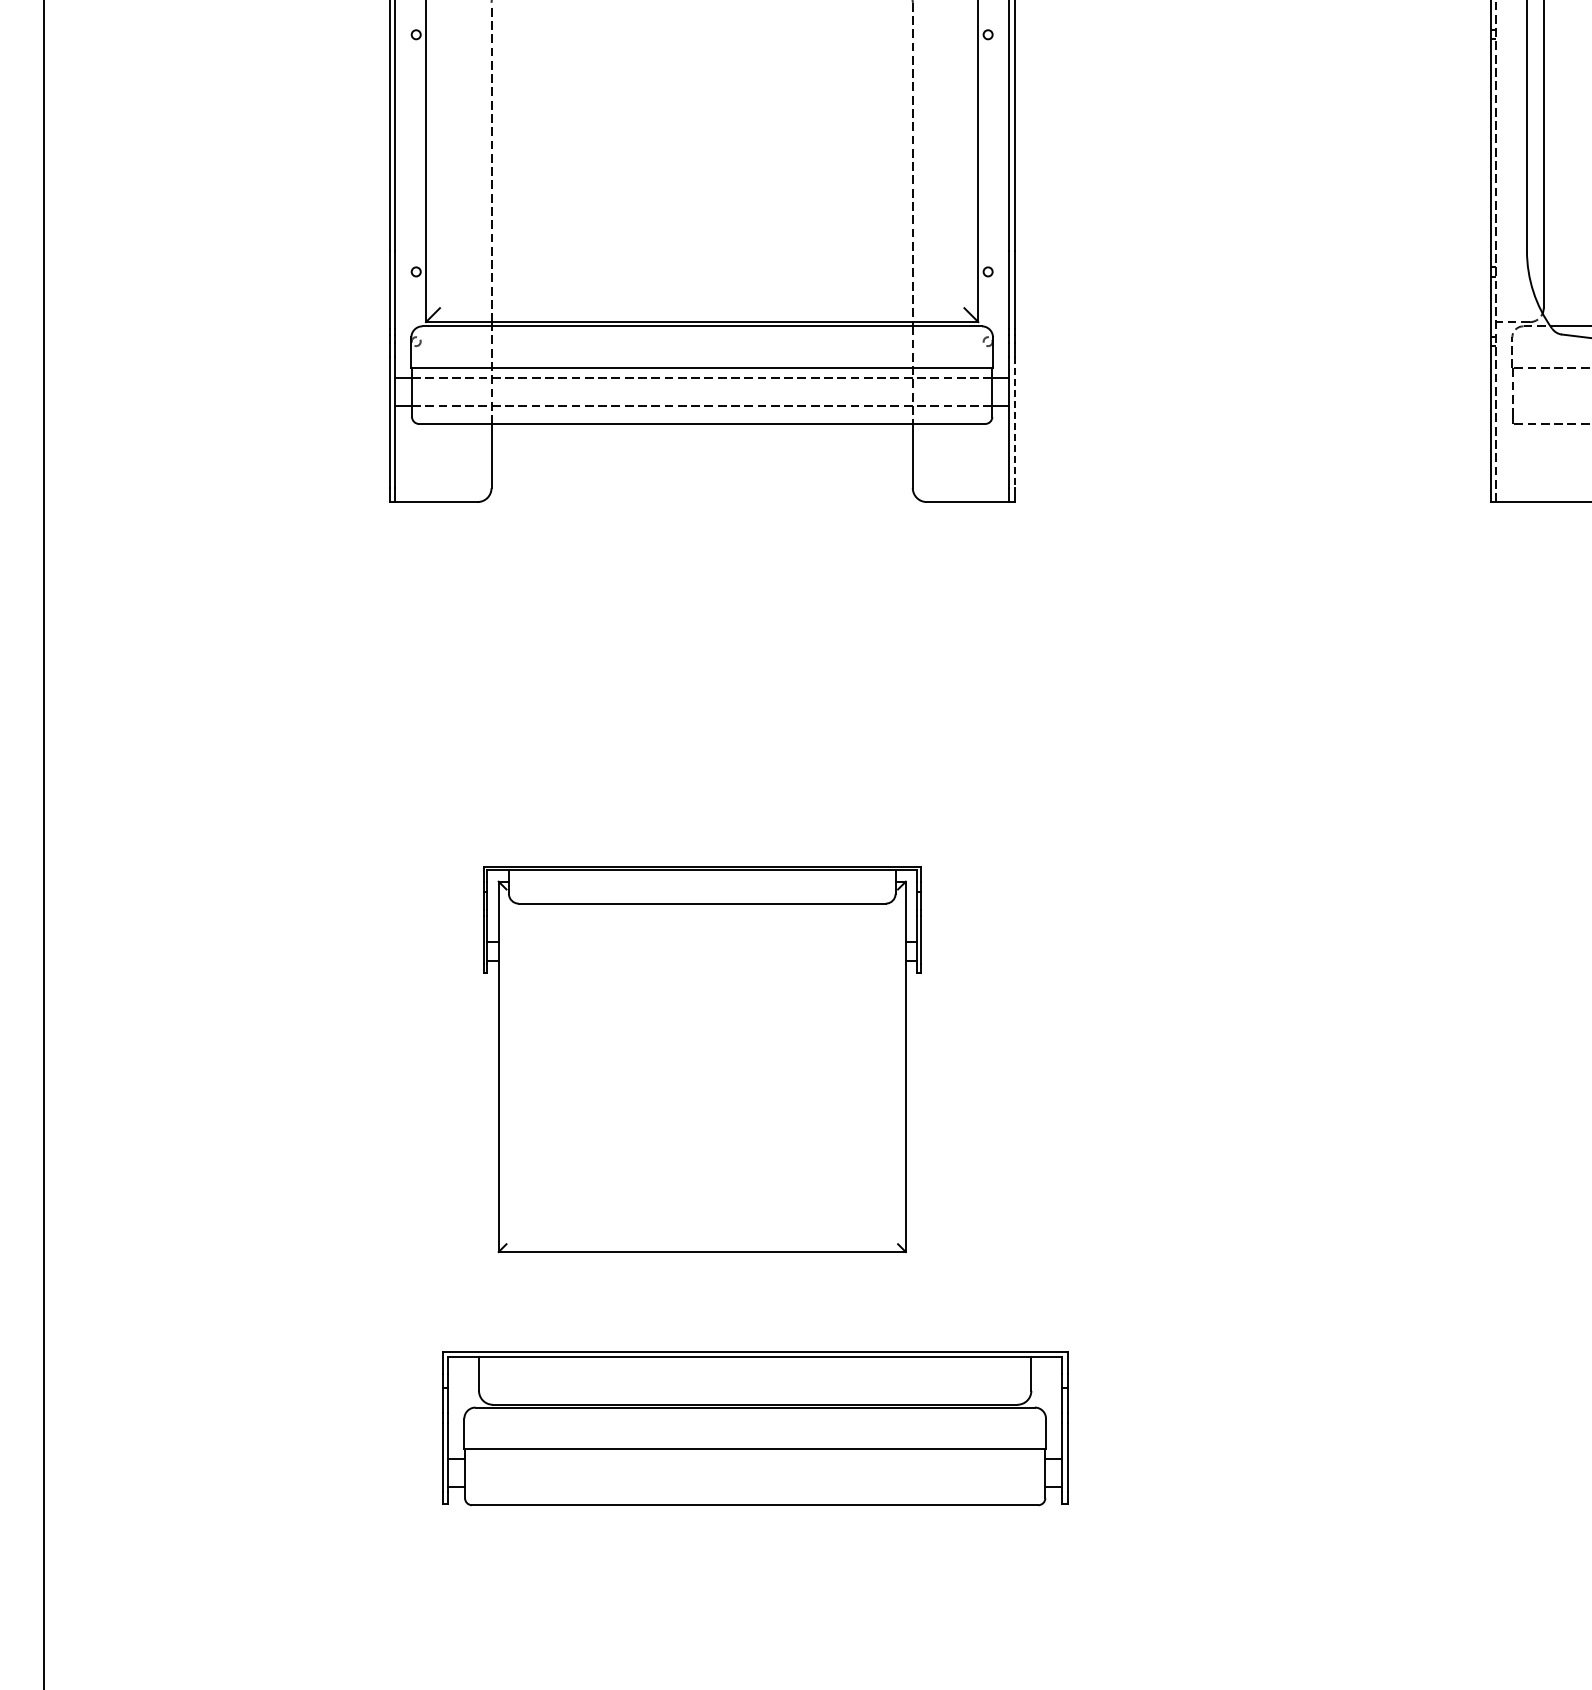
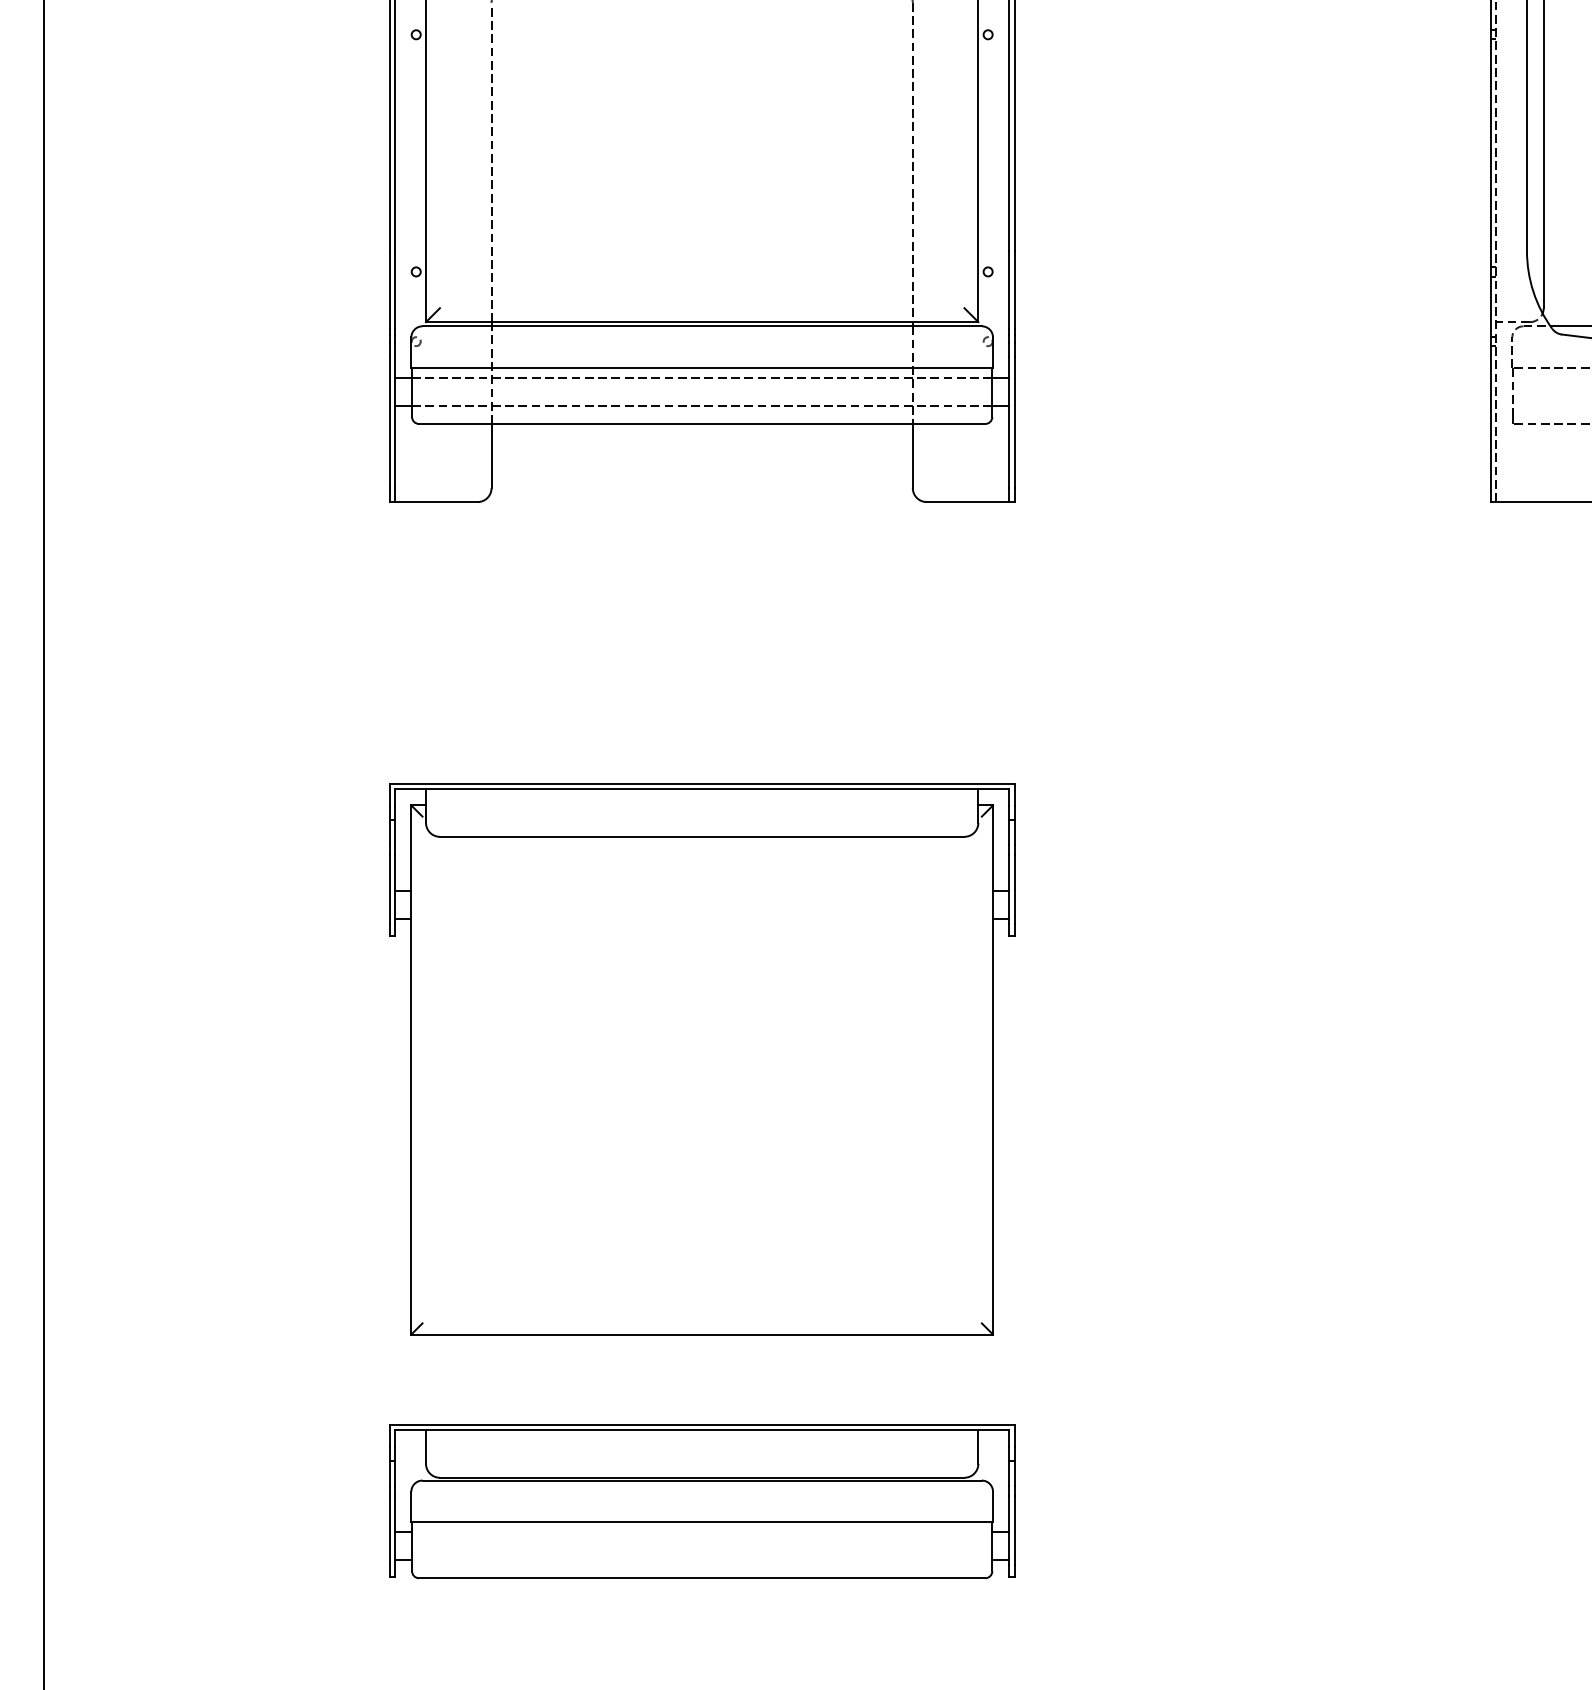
line: dashed -> solid (1014, 422)
part size: 439x388 px -> 627x553 px (702, 1059)
part position: (755, 1428) -> (702, 1501) (702, 1501)
